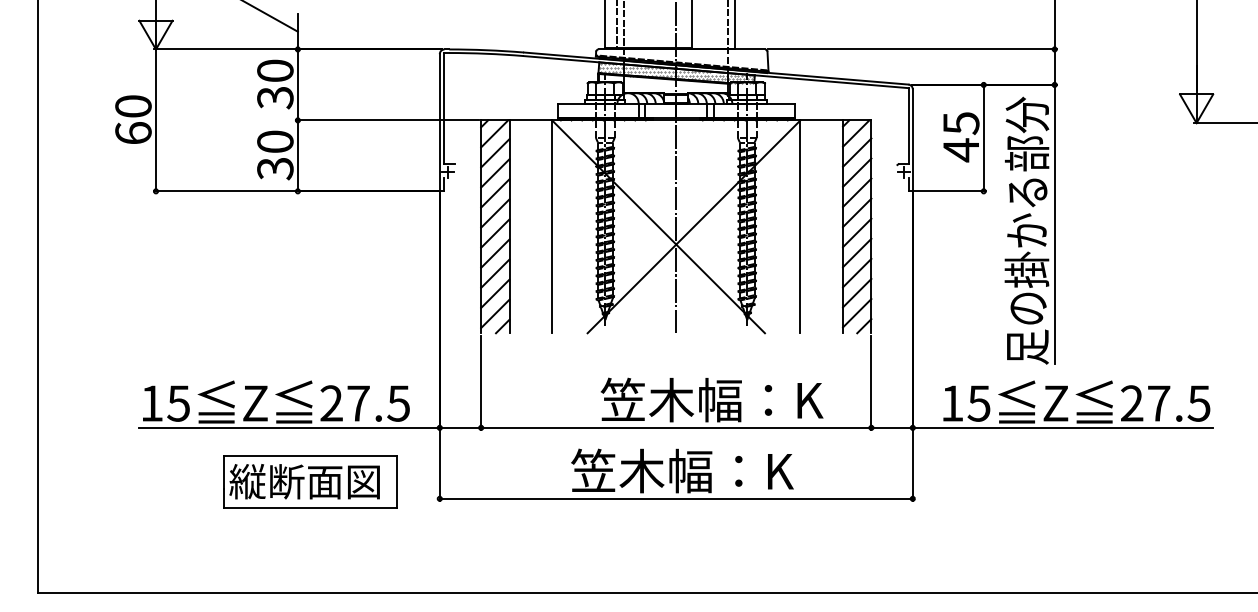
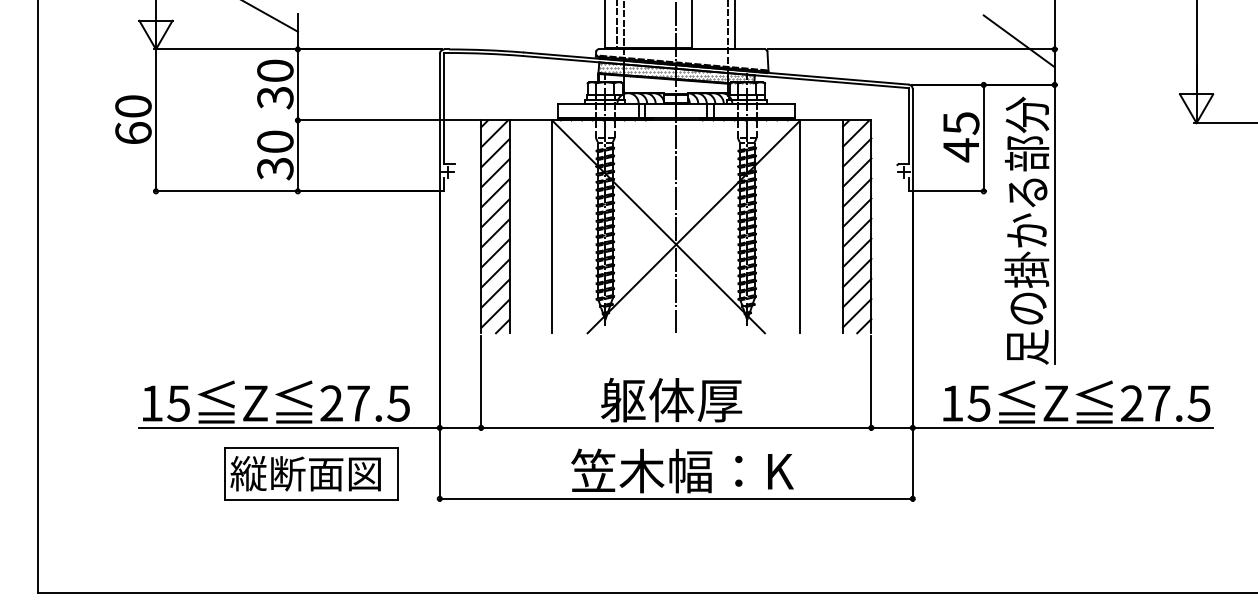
line: none -> present (1018, 41)
text: 笠木幅：K -> 躯体厚 (711, 399)
part position: (310, 481) -> (311, 473) (311, 473)
